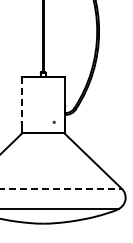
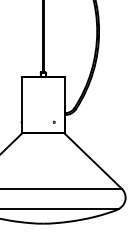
line: dashed -> solid (21, 100)
line: dashed -> solid (61, 188)
